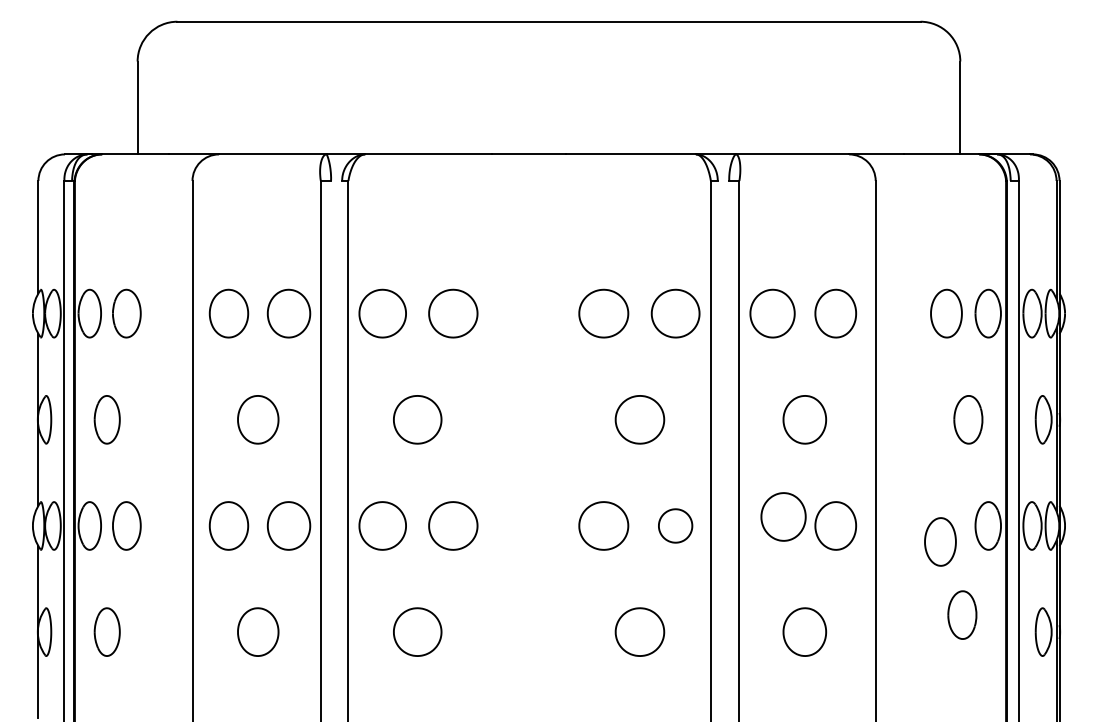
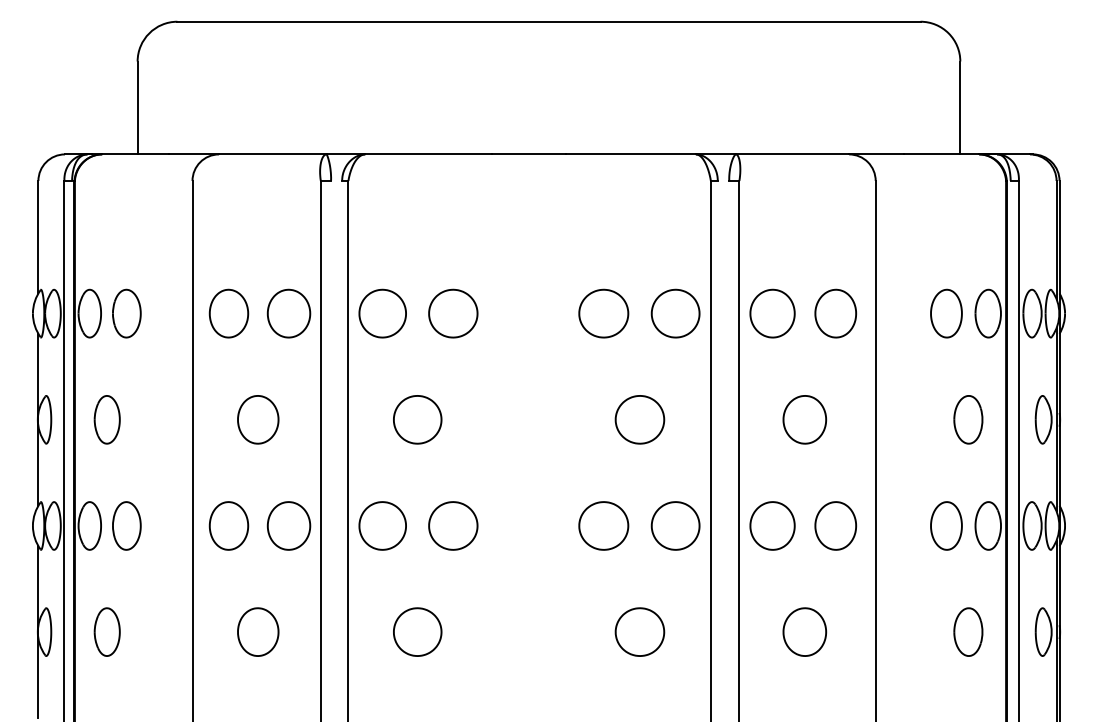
part position: (783, 516) -> (772, 525) (772, 525)
part size: 36x36 px -> 51x50 px (675, 525)
part position: (940, 541) -> (946, 525) (946, 525)
part position: (962, 614) -> (968, 631) (968, 631)
